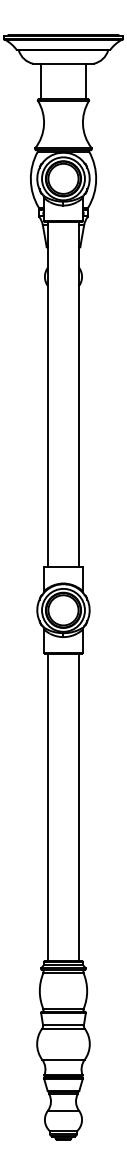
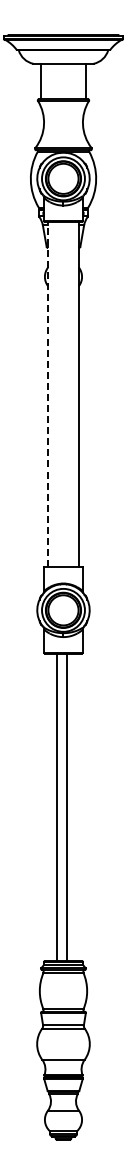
line: solid -> dashed (48, 394)
line position: (48, 807) -> (57, 807) (57, 807)
line position: (78, 807) -> (66, 807) (66, 807)
